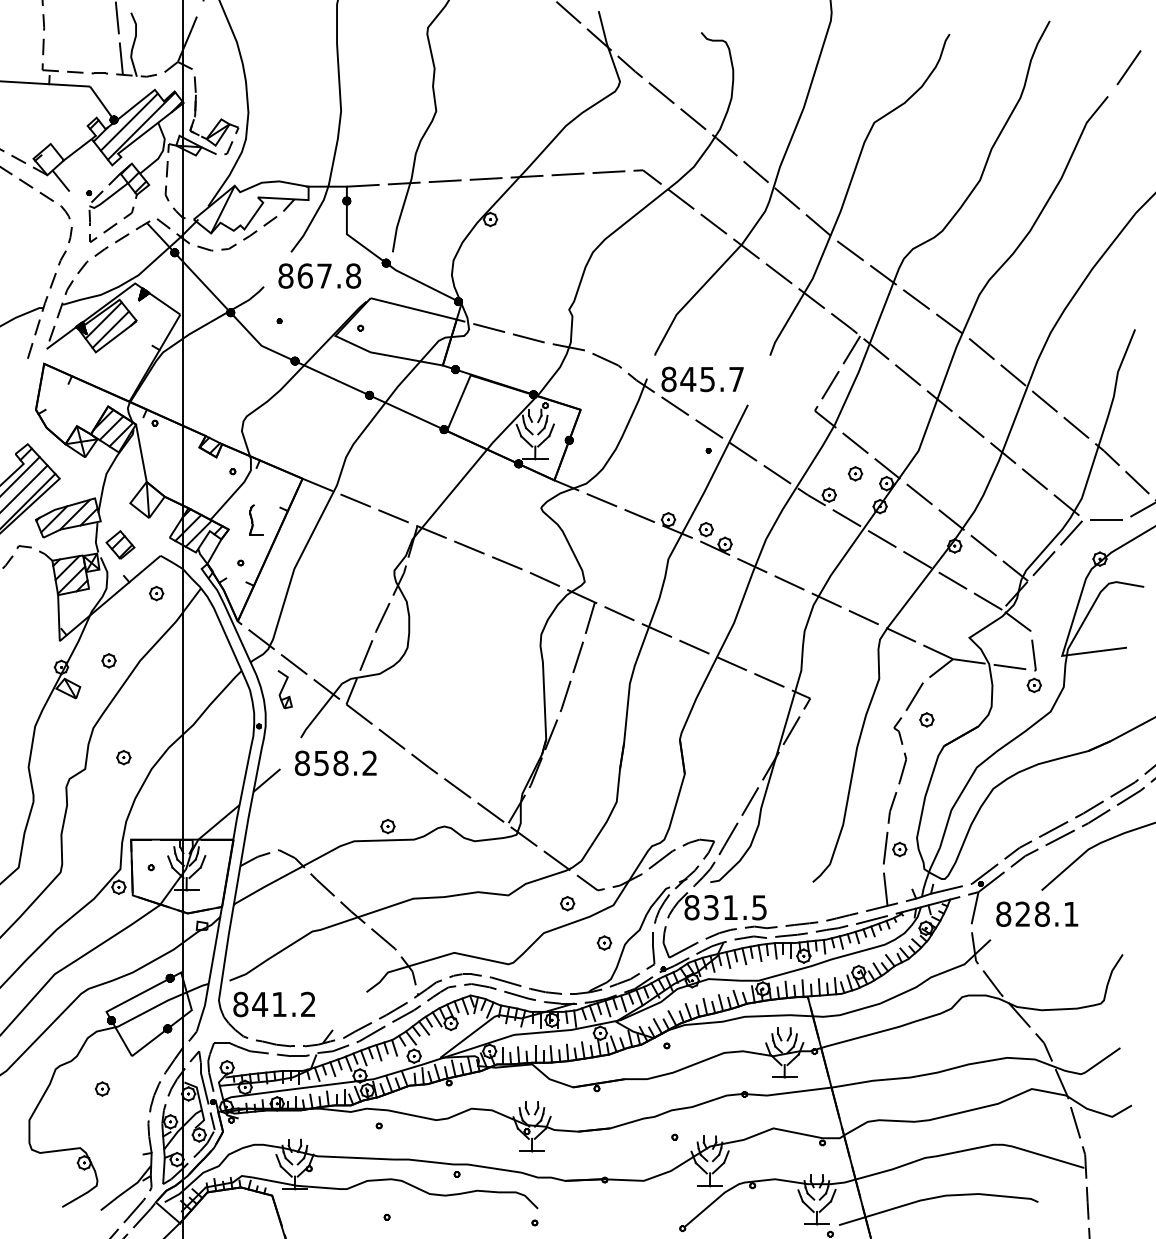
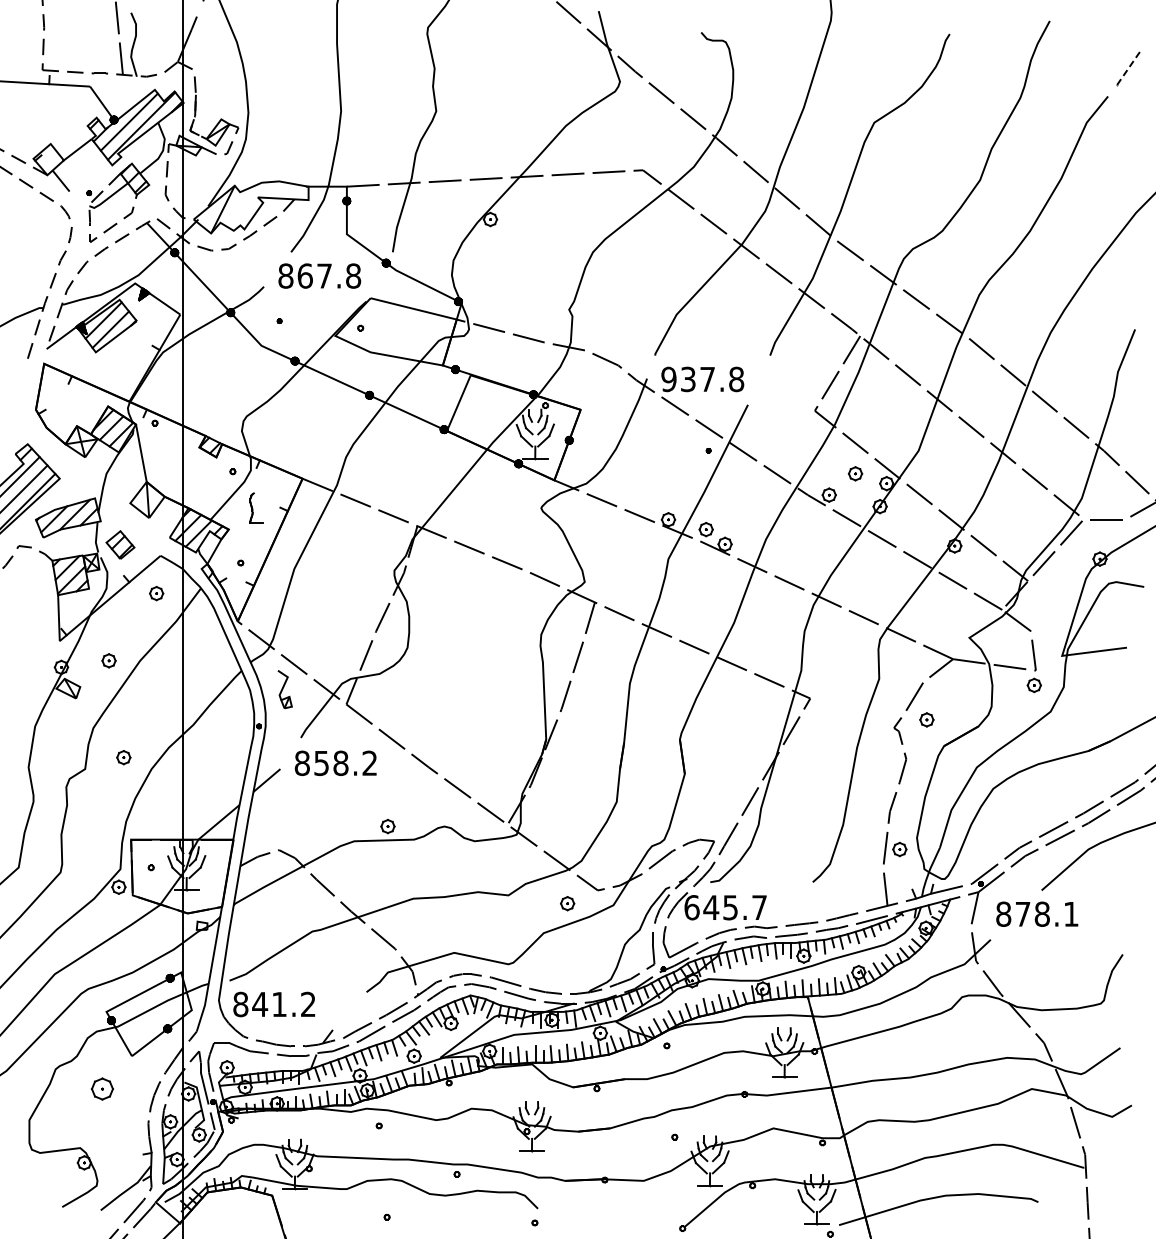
line: solid -> dashed (1129, 67)
text: 845.7 -> 937.8 (702, 379)
part position: (256, 519) -> (256, 507) (256, 507)
text: 831.5 -> 645.7 (725, 907)
text: 828.1 -> 878.1 (1022, 913)
part: present -> none (604, 942)
part size: 17x16 px -> 23x24 px (102, 1088)
